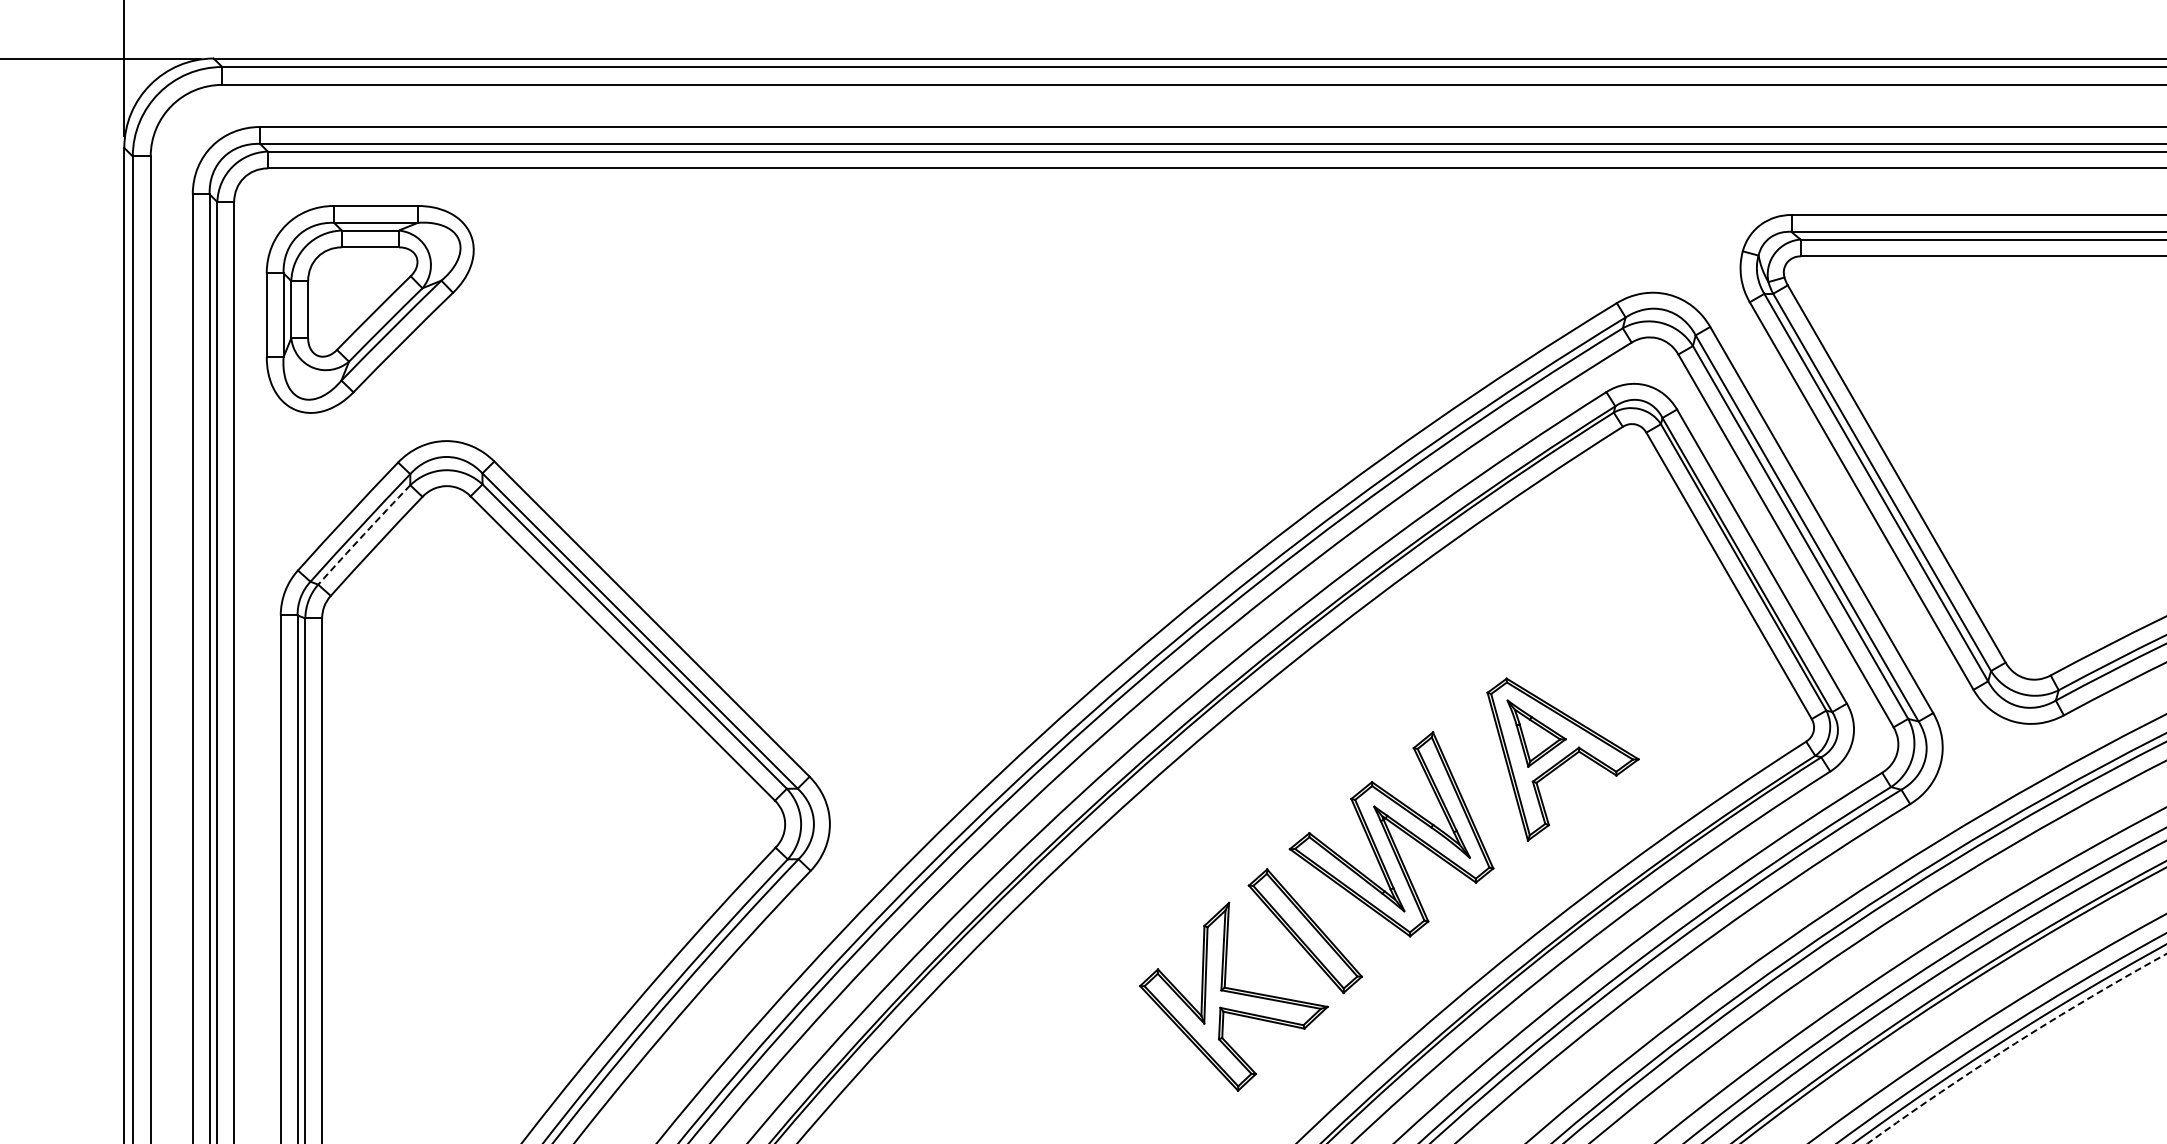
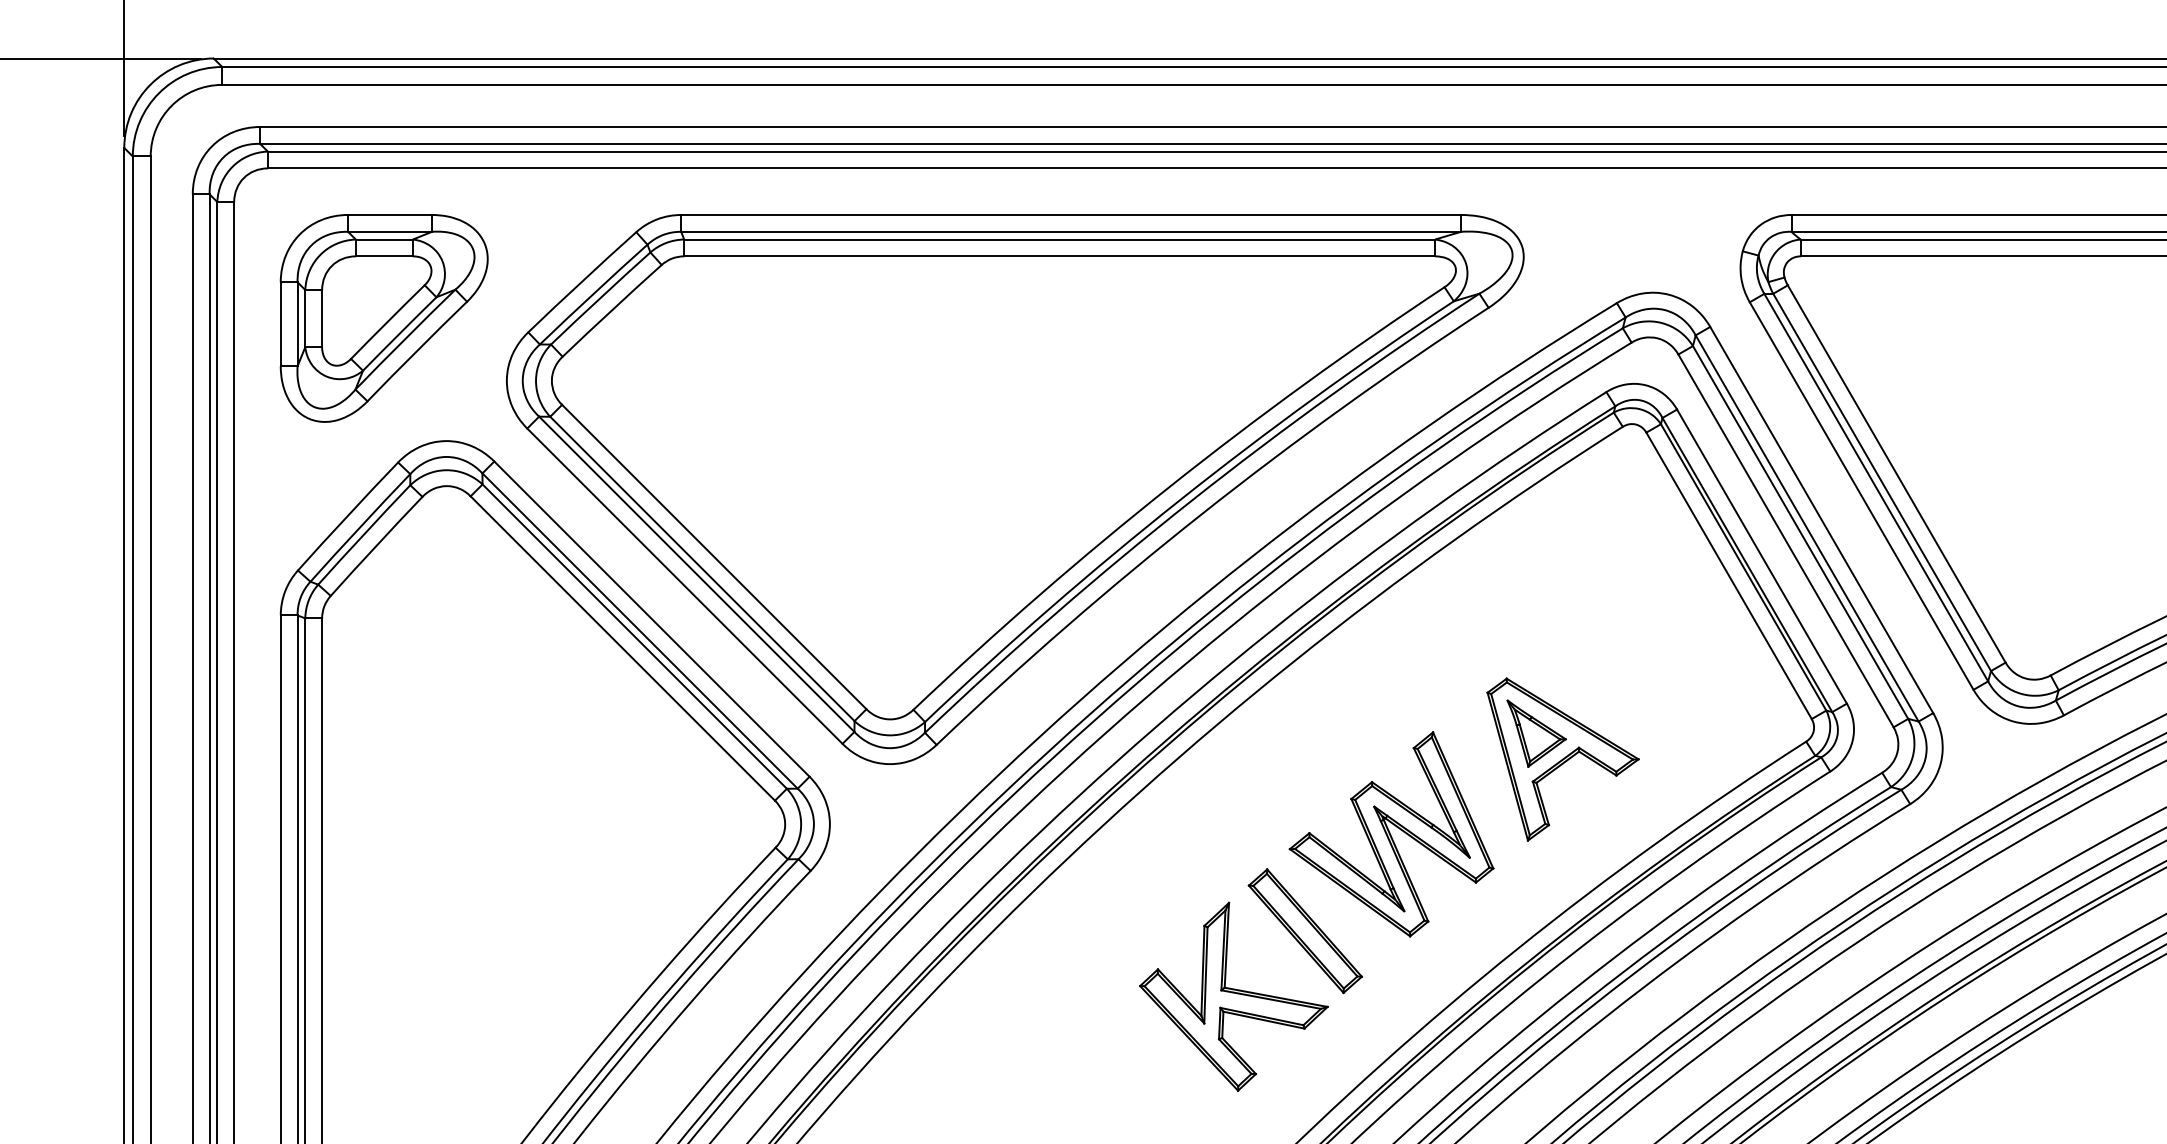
part position: (369, 309) -> (383, 318) (383, 318)
part: none -> present (1015, 489)
arc: dashed -> solid (363, 534)
arc: dashed -> solid (2014, 1044)
